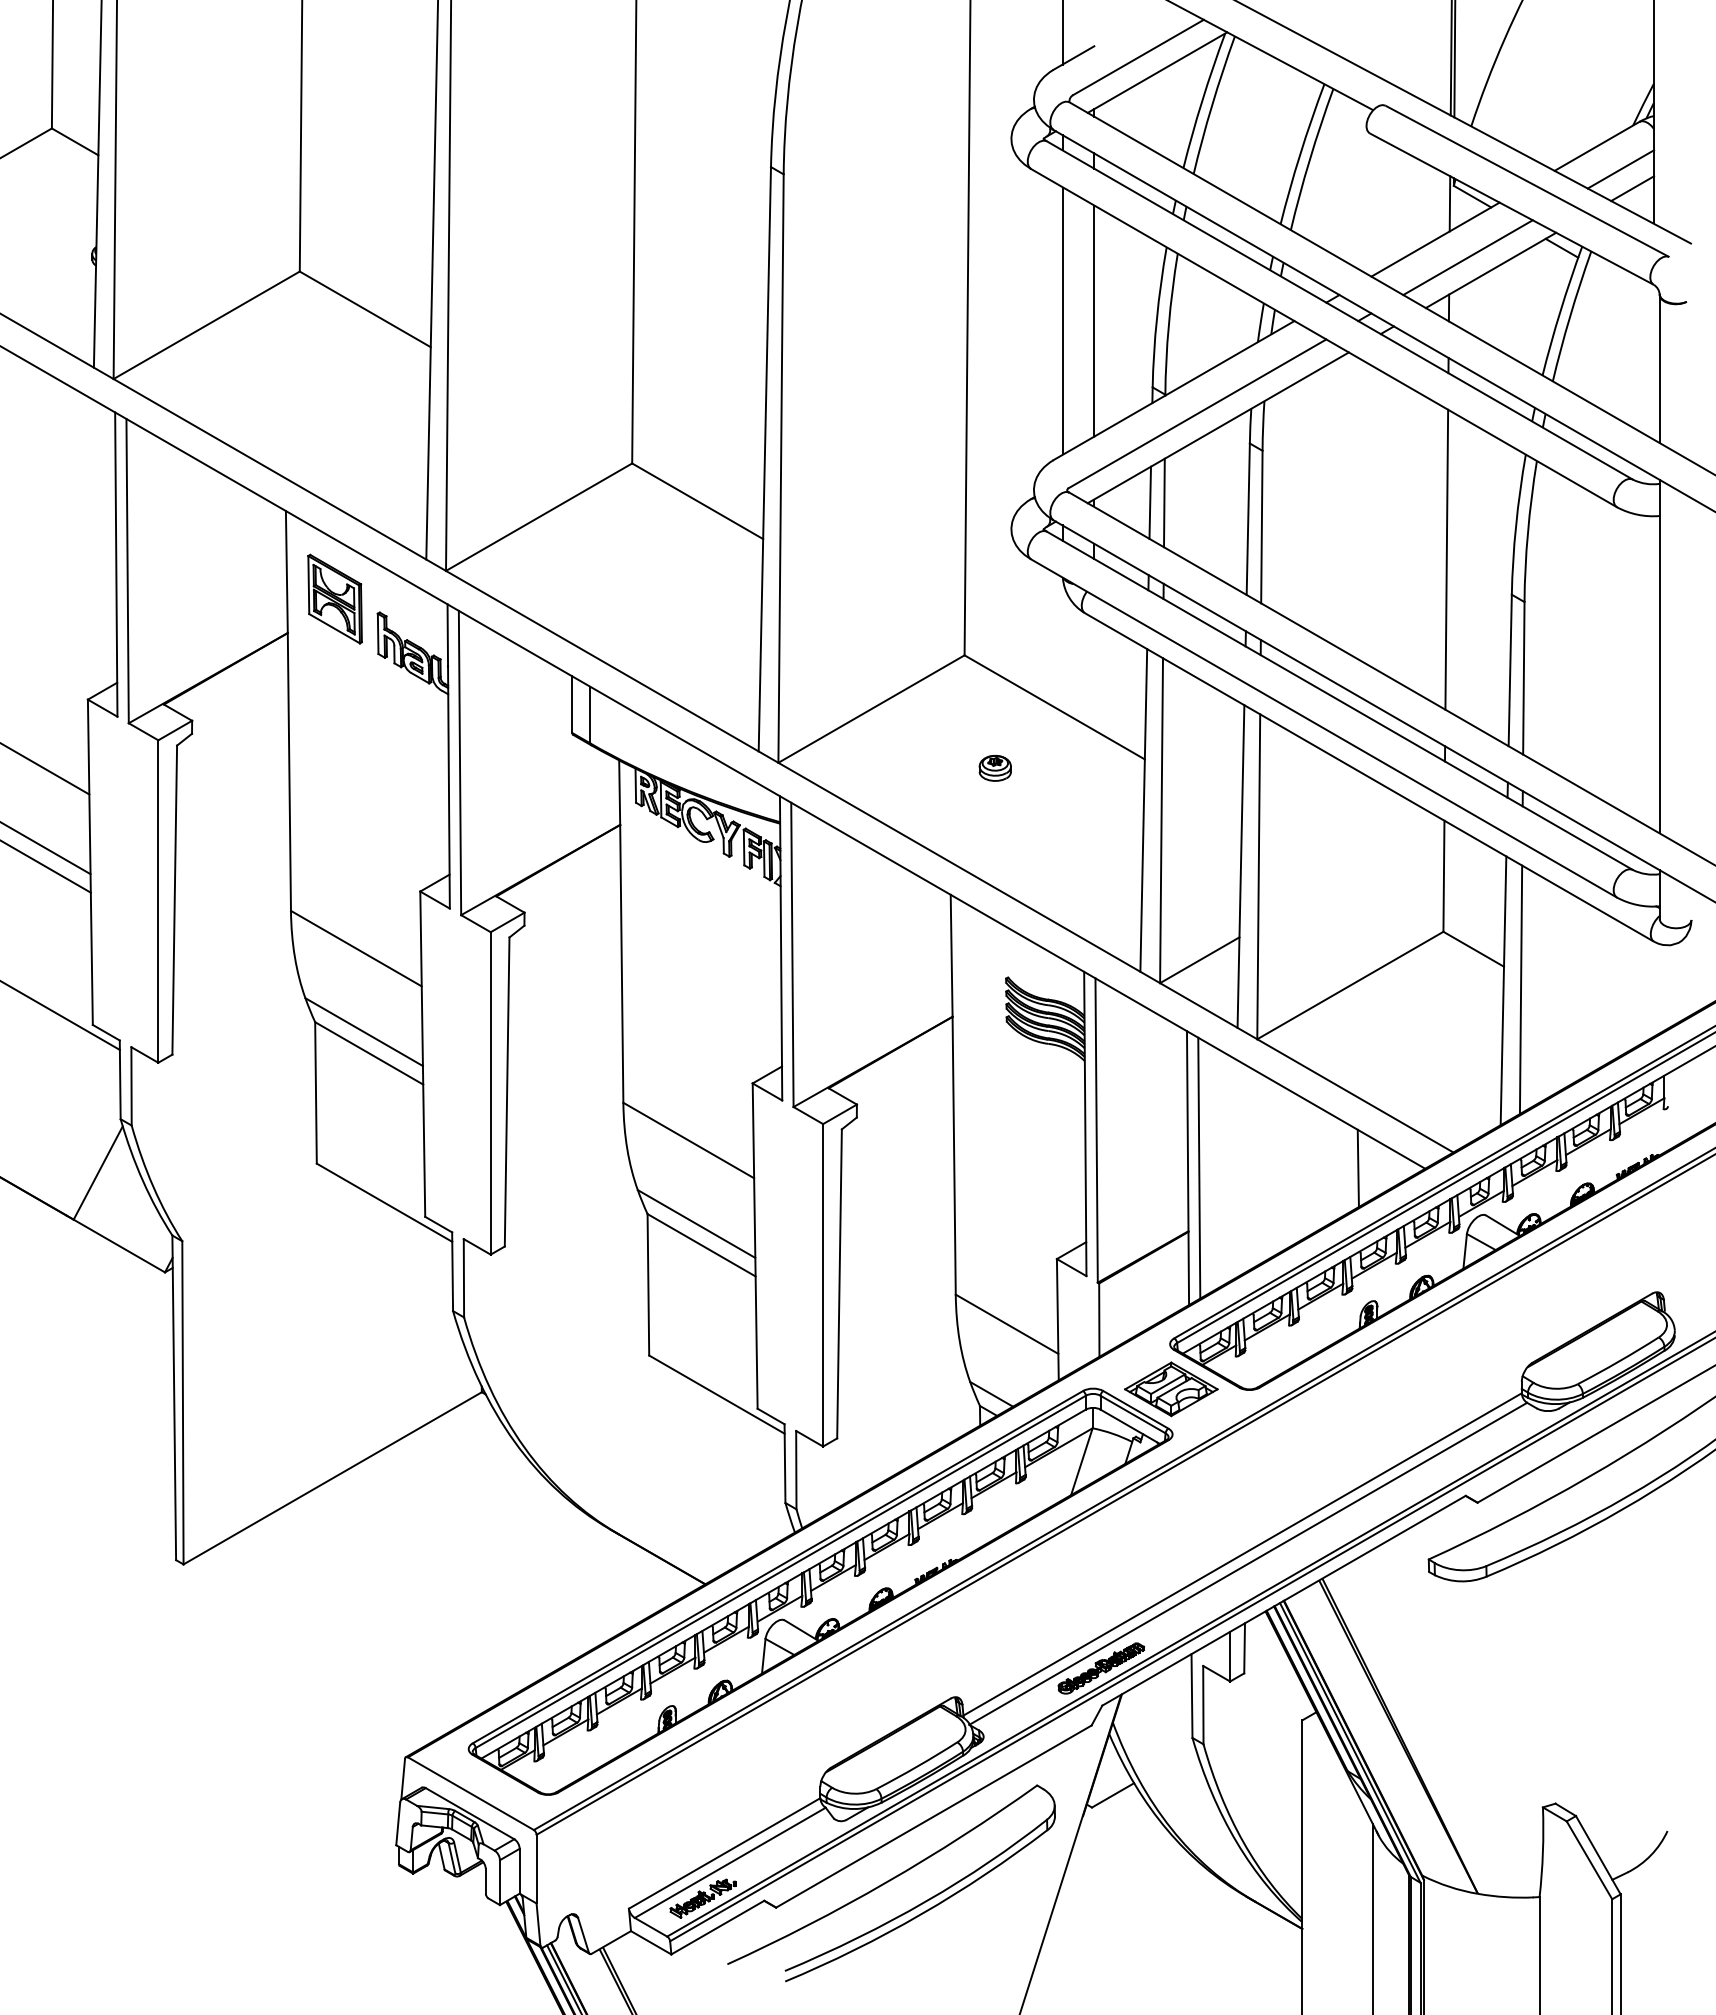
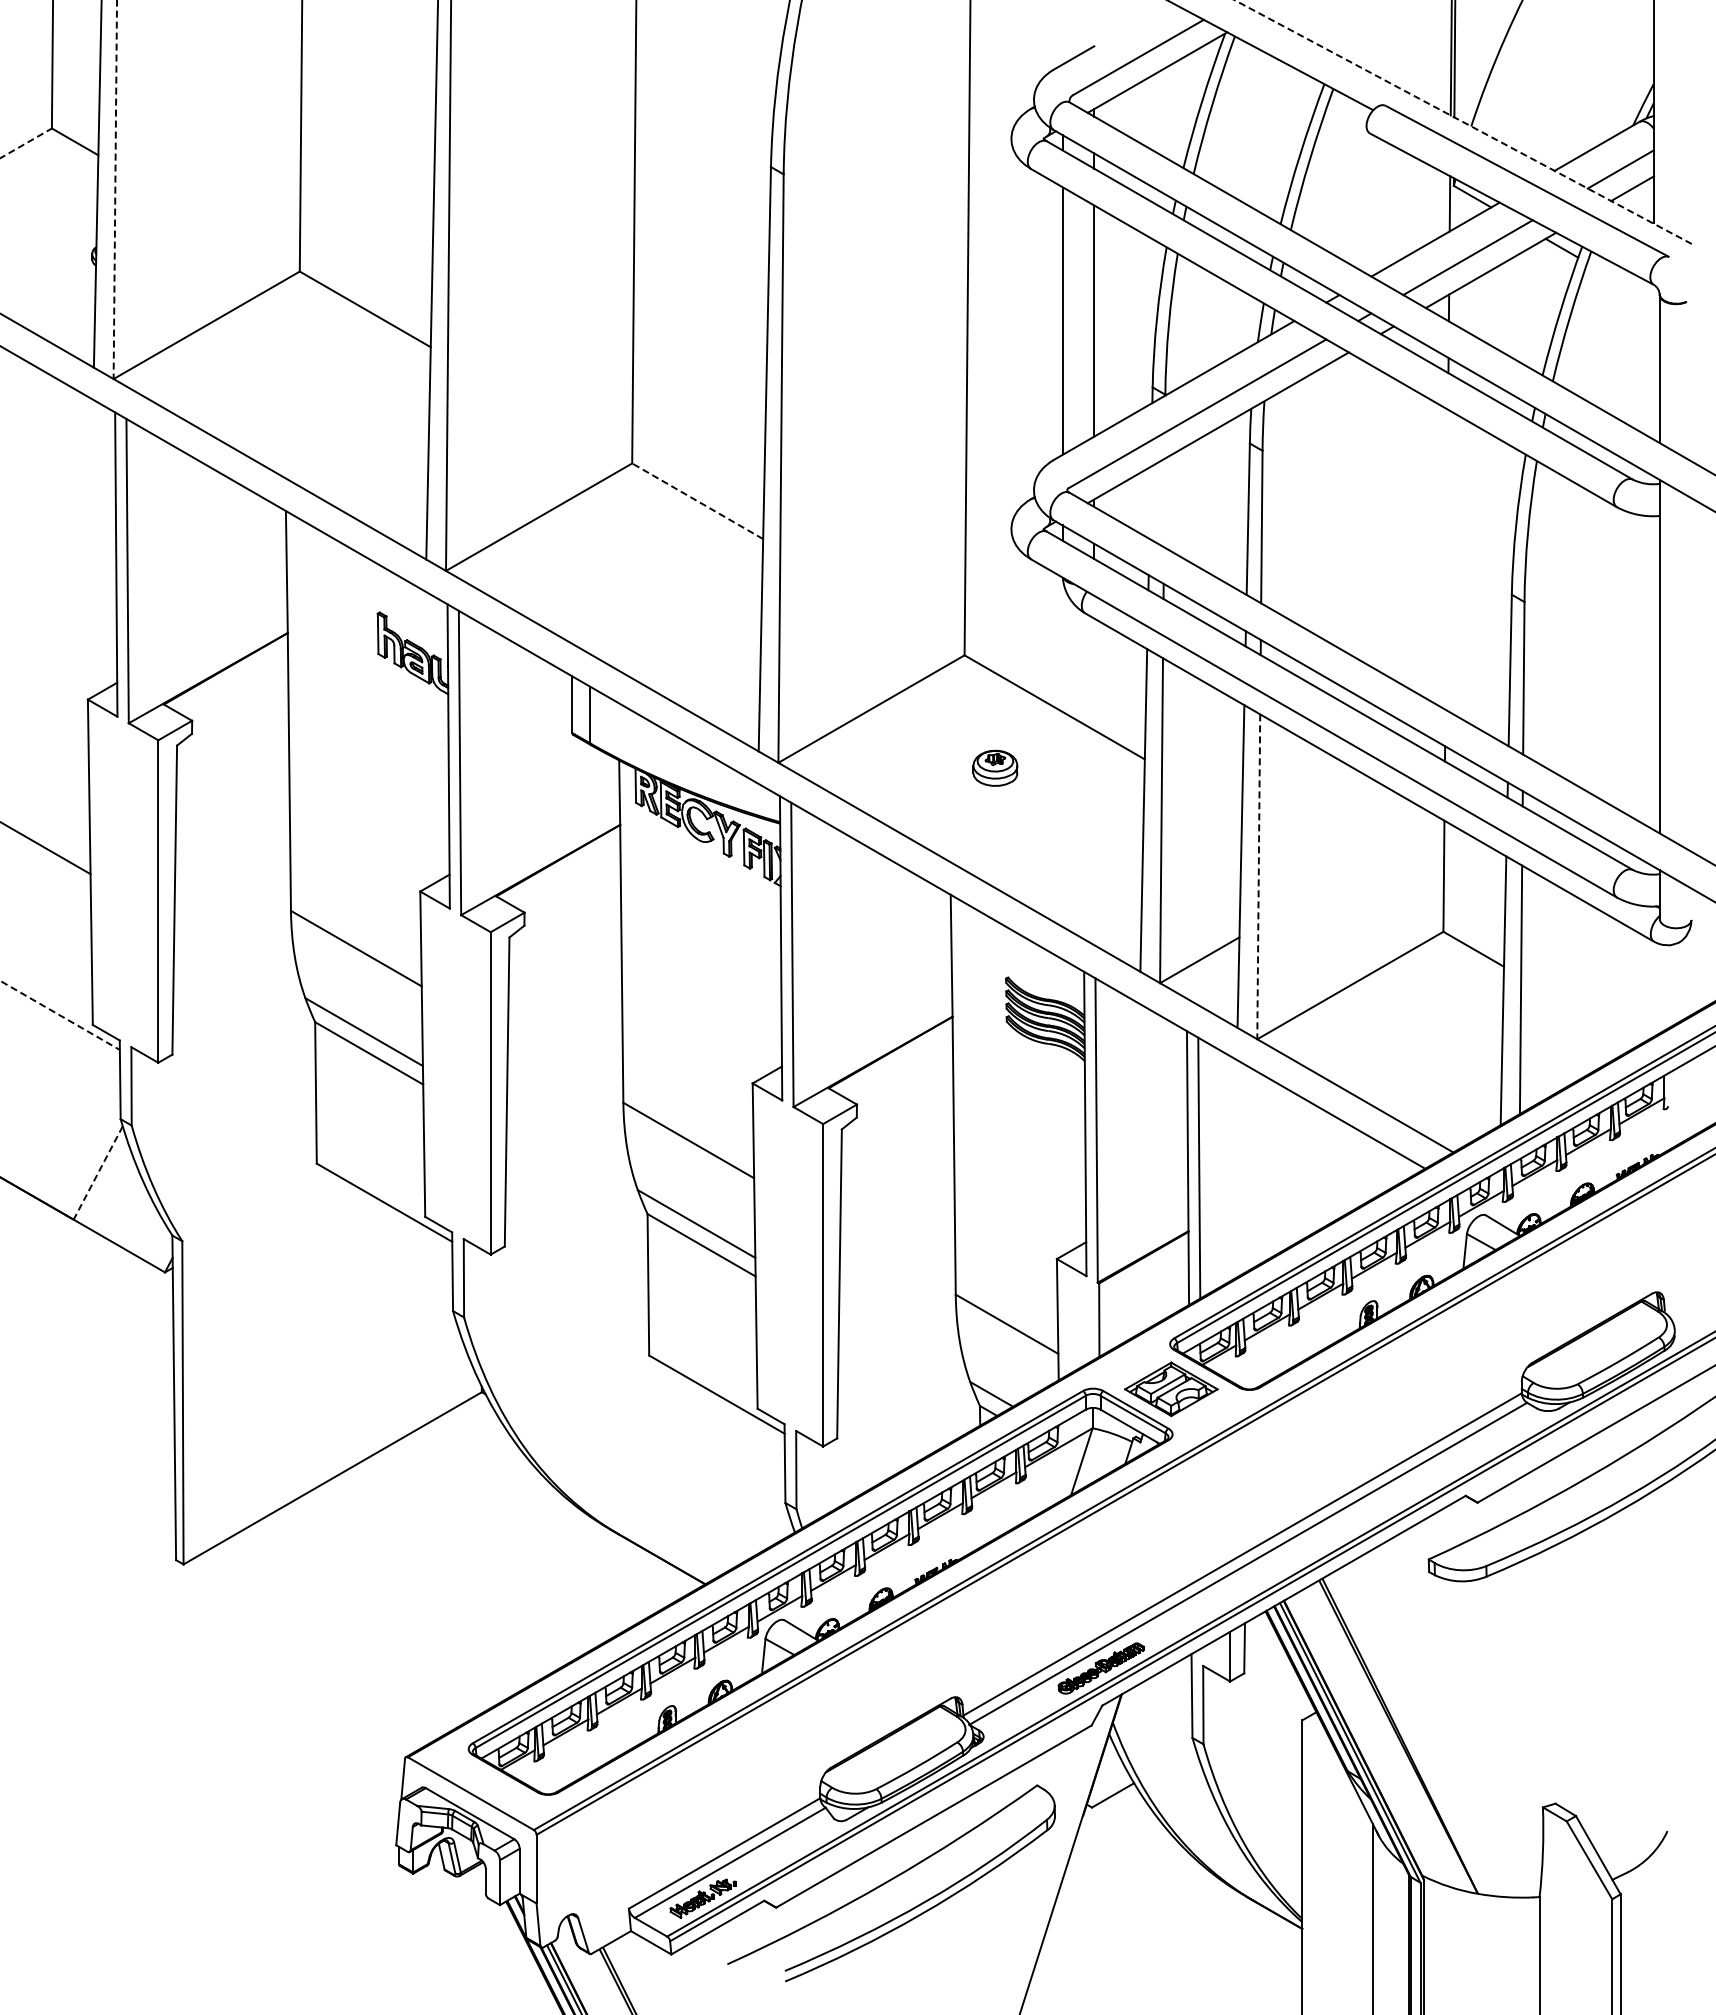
line: present -> none (1062, 33)
line: solid -> dashed (1462, 121)
line: solid -> dashed (26, 142)
line: solid -> dashed (115, 190)
line: solid -> dashed (697, 501)
line: present -> none (1150, 502)
line: present -> none (1164, 502)
line: present -> none (1446, 559)
part: present -> none (334, 598)
part size: 34x27 px -> 47x38 px (995, 767)
line: present -> none (45, 769)
line: present -> none (46, 866)
line: solid -> dashed (1258, 877)
line: solid -> dashed (60, 1015)
line: present -> none (1357, 1168)
line: solid -> dashed (98, 1173)
